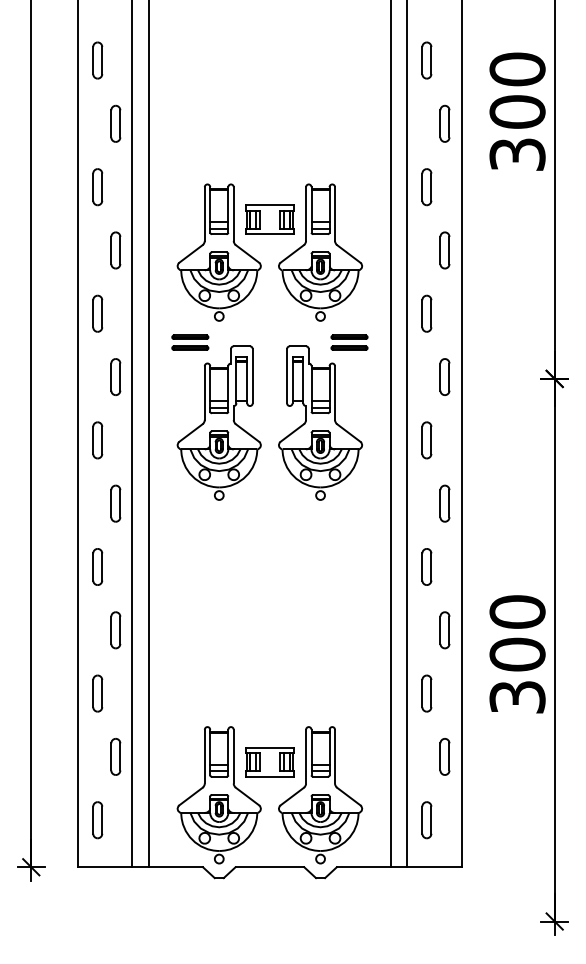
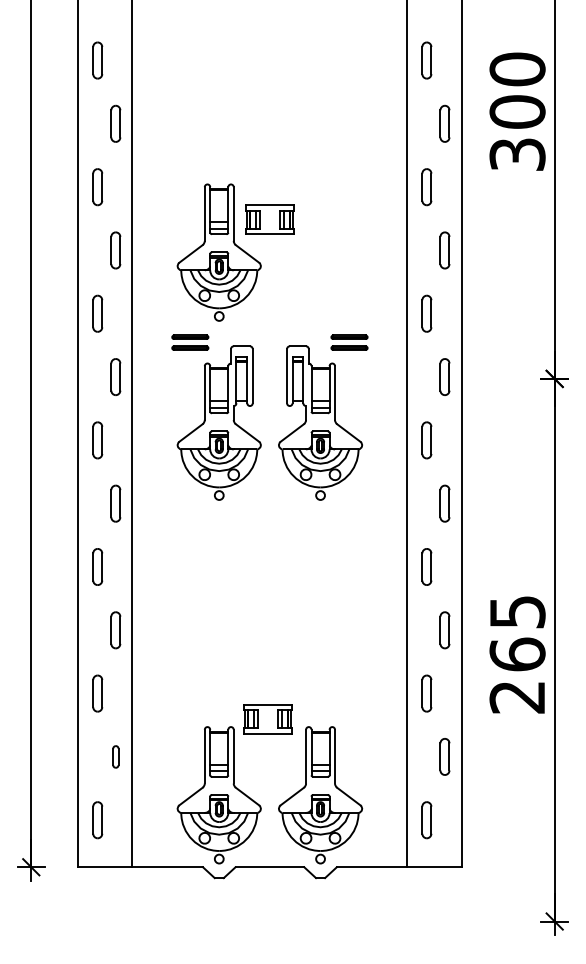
part: present -> none (320, 252)
line: present -> none (149, 434)
line: present -> none (390, 434)
text: 300 -> 265 (517, 654)
part size: 12x38 px -> 8x24 px (115, 756)
part position: (269, 762) -> (267, 719) (267, 719)
